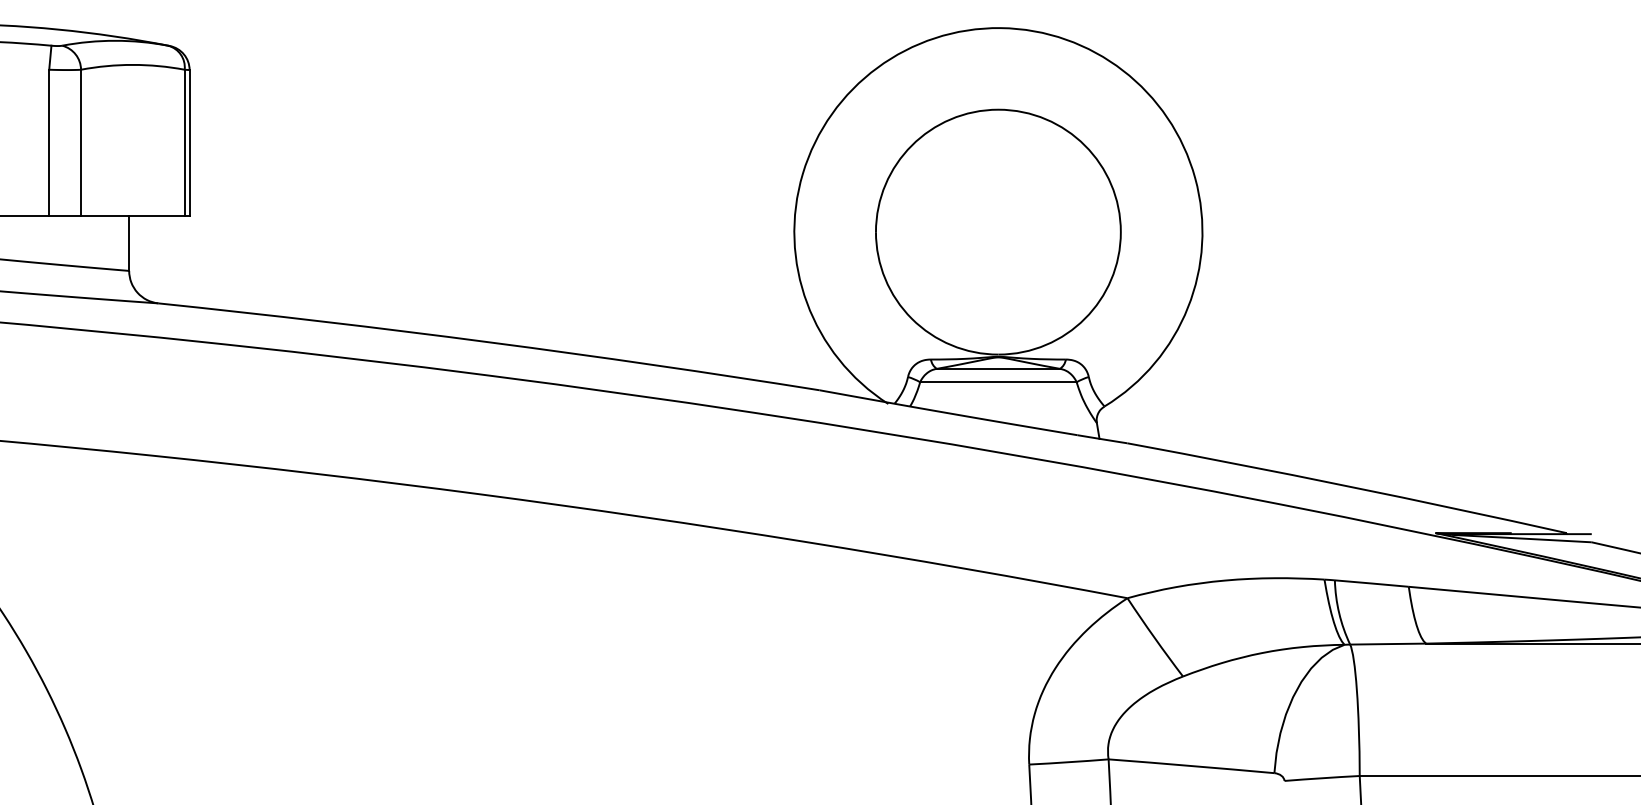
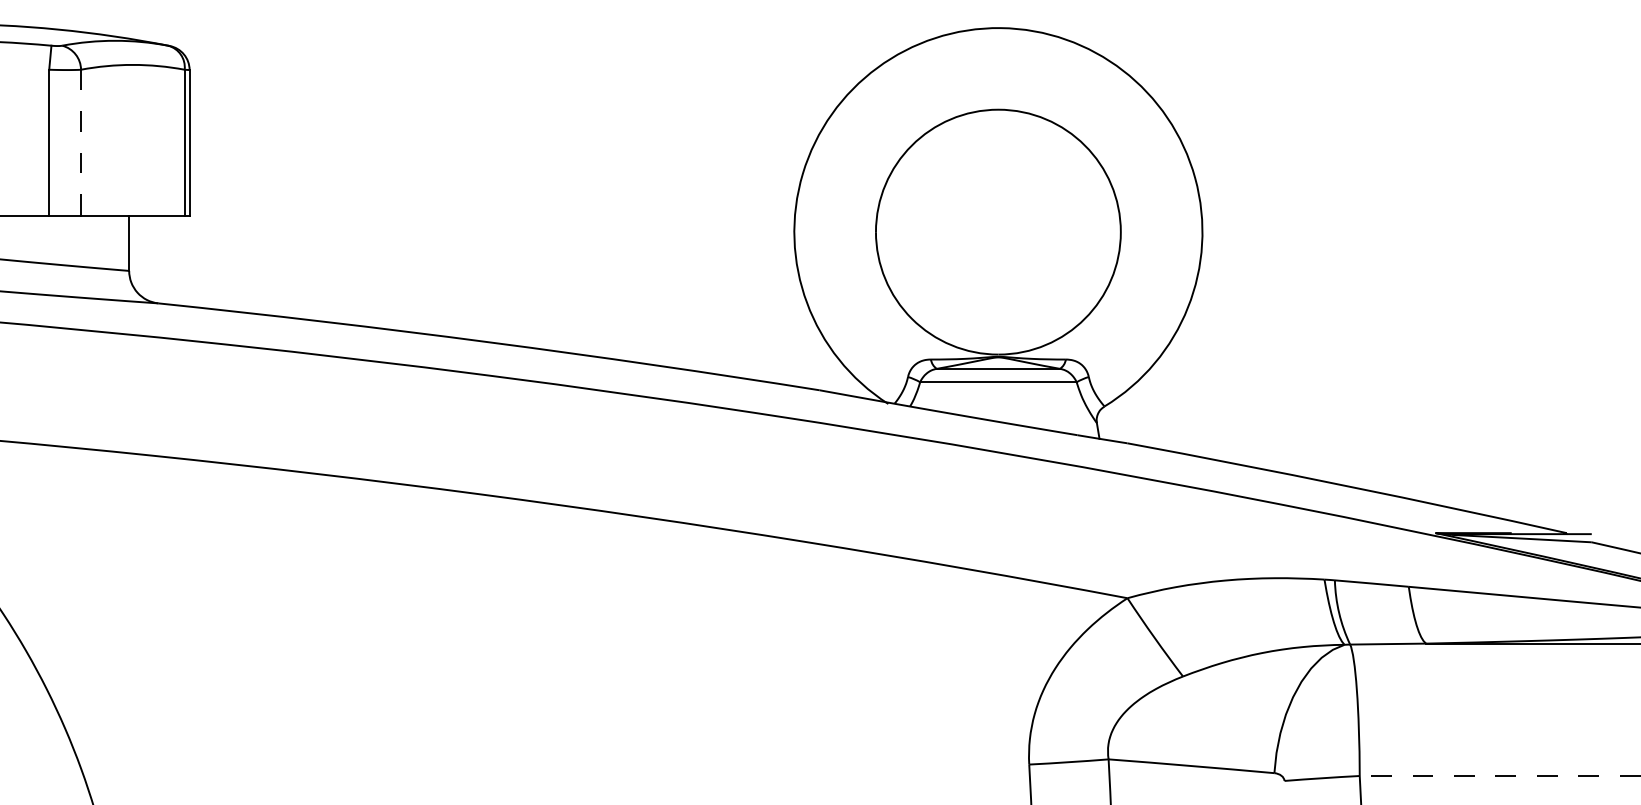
line: solid -> dashed (81, 143)
line: solid -> dashed (1499, 775)
